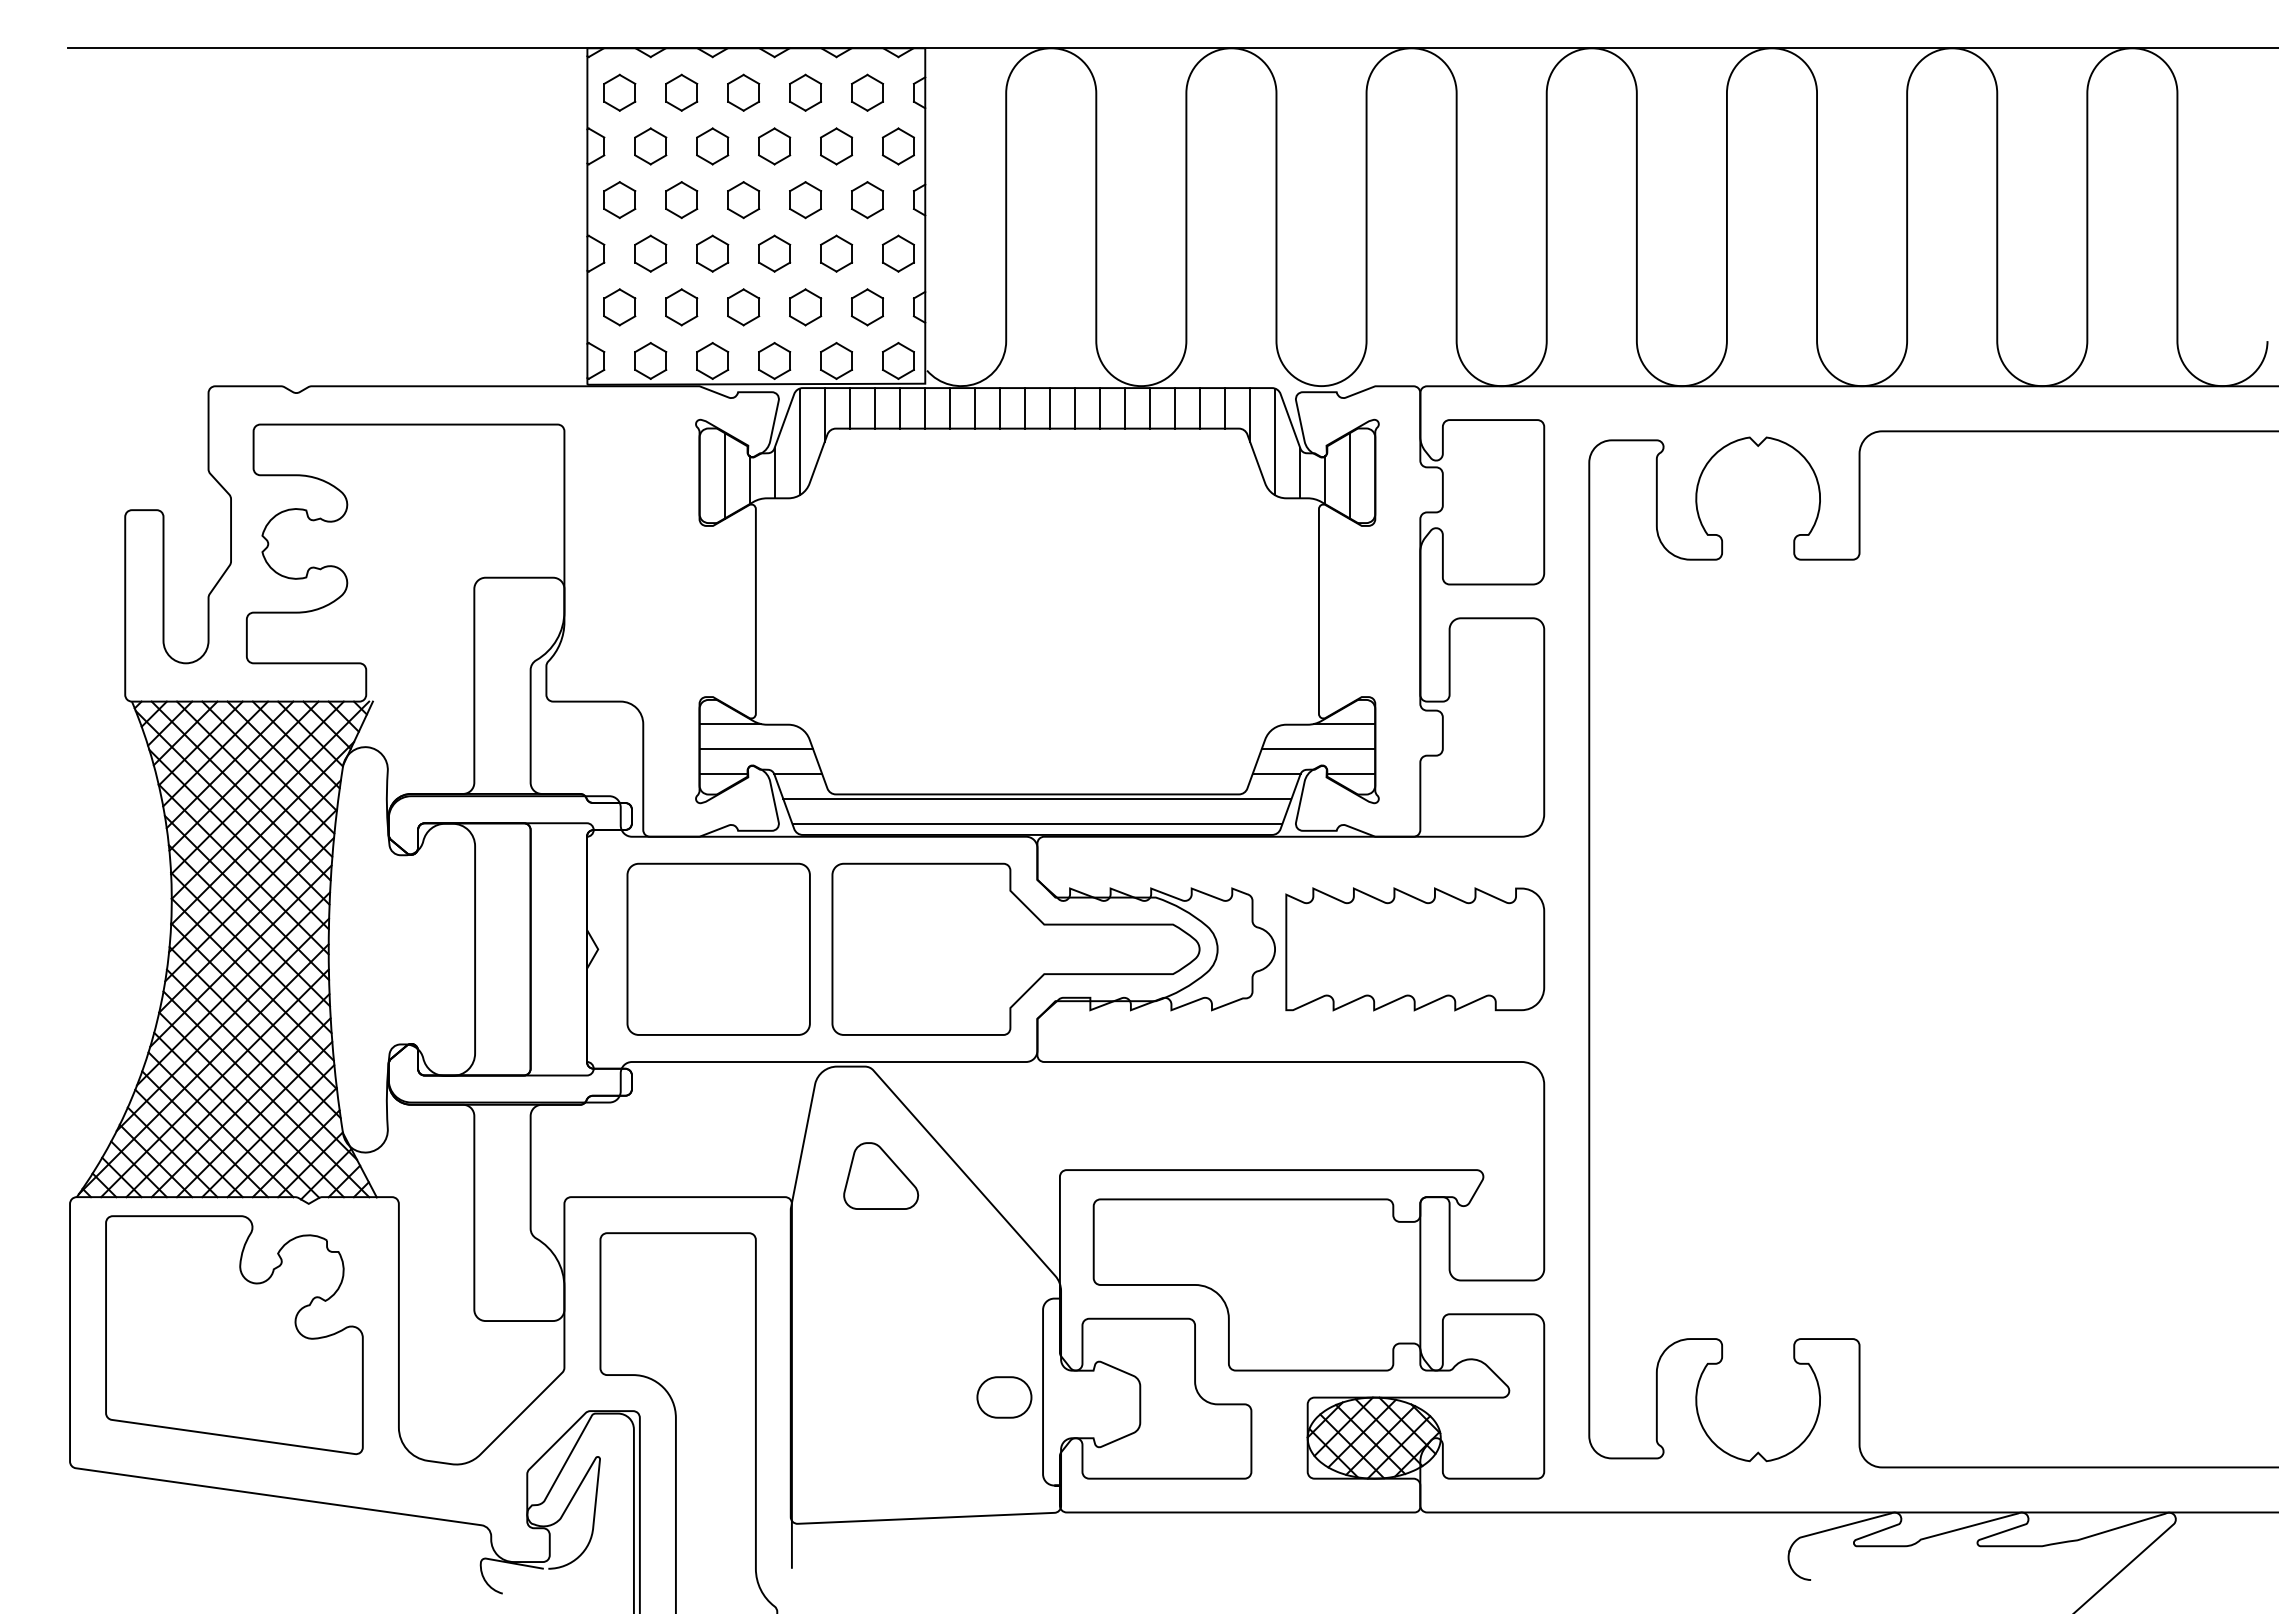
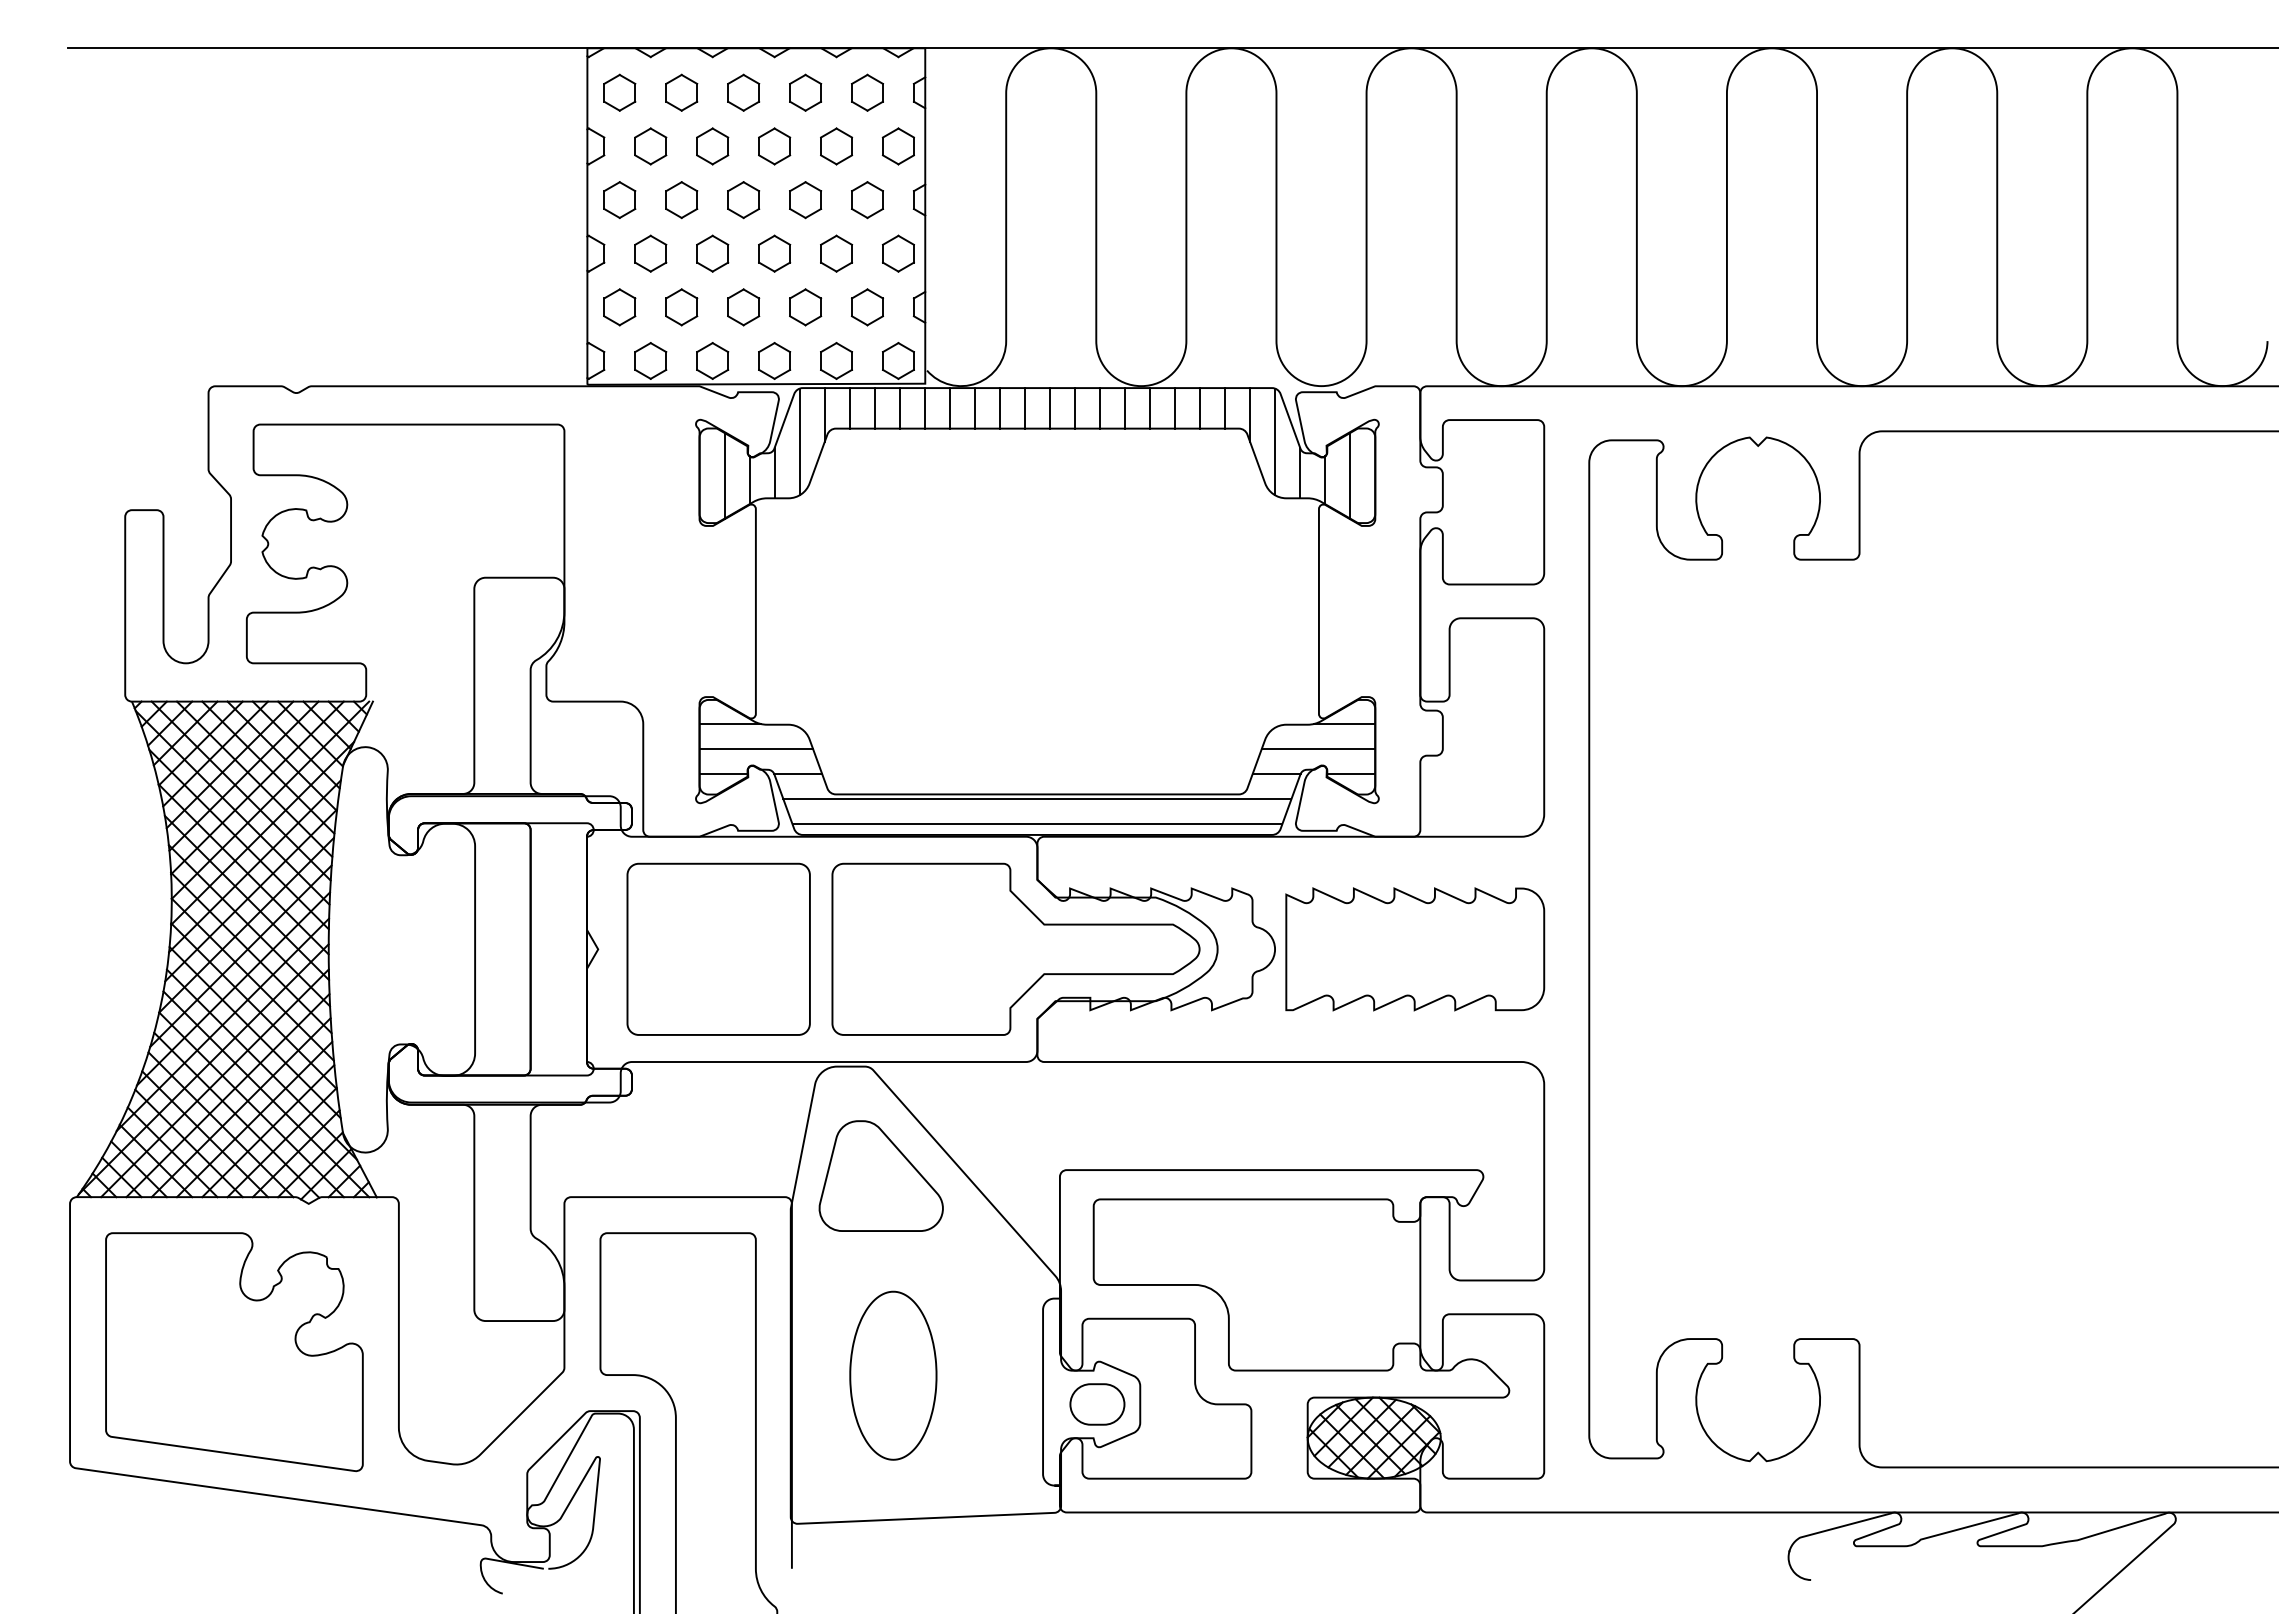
part size: 77x68 px -> 126x112 px (880, 1175)
part position: (234, 1335) -> (234, 1352) (234, 1352)
part: none -> present (893, 1375)
part position: (1004, 1397) -> (1097, 1404) (1097, 1404)
